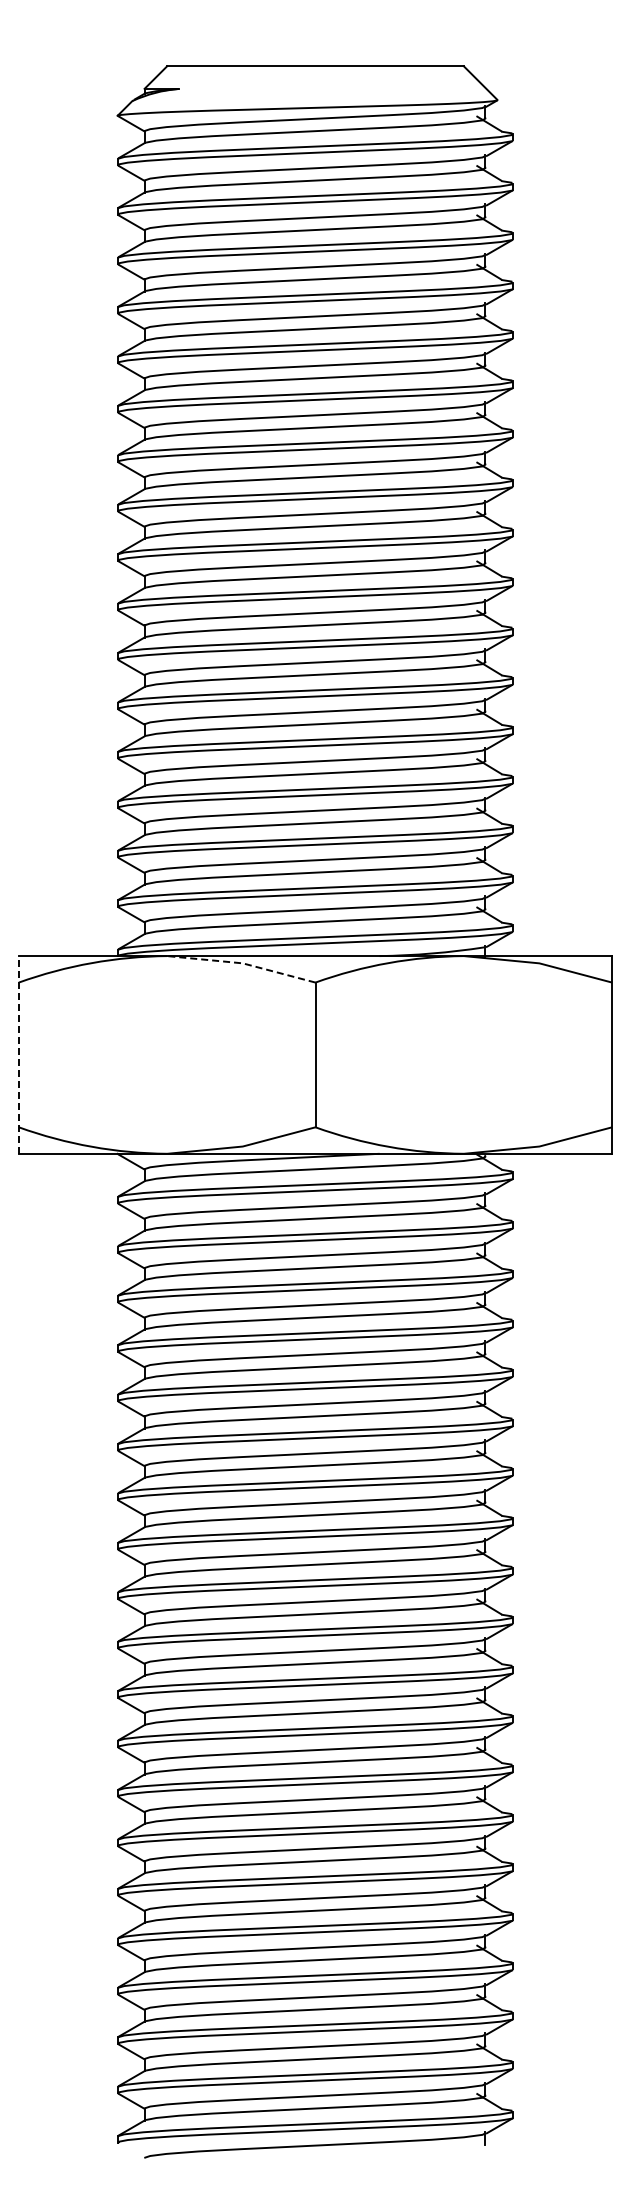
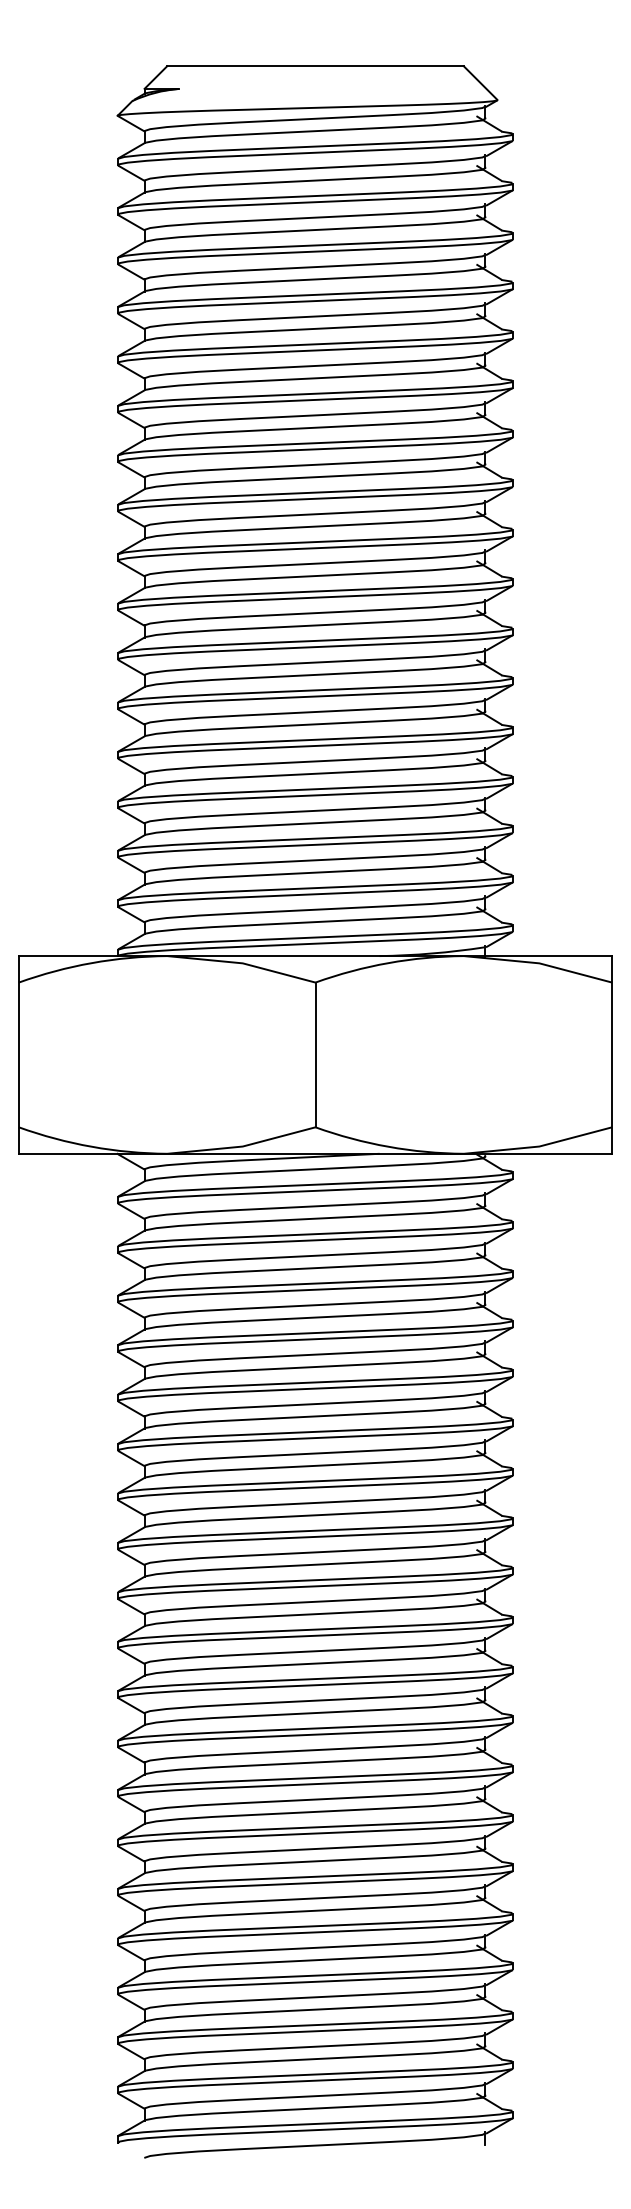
line: dashed -> solid (242, 963)
line: dashed -> solid (18, 1054)
